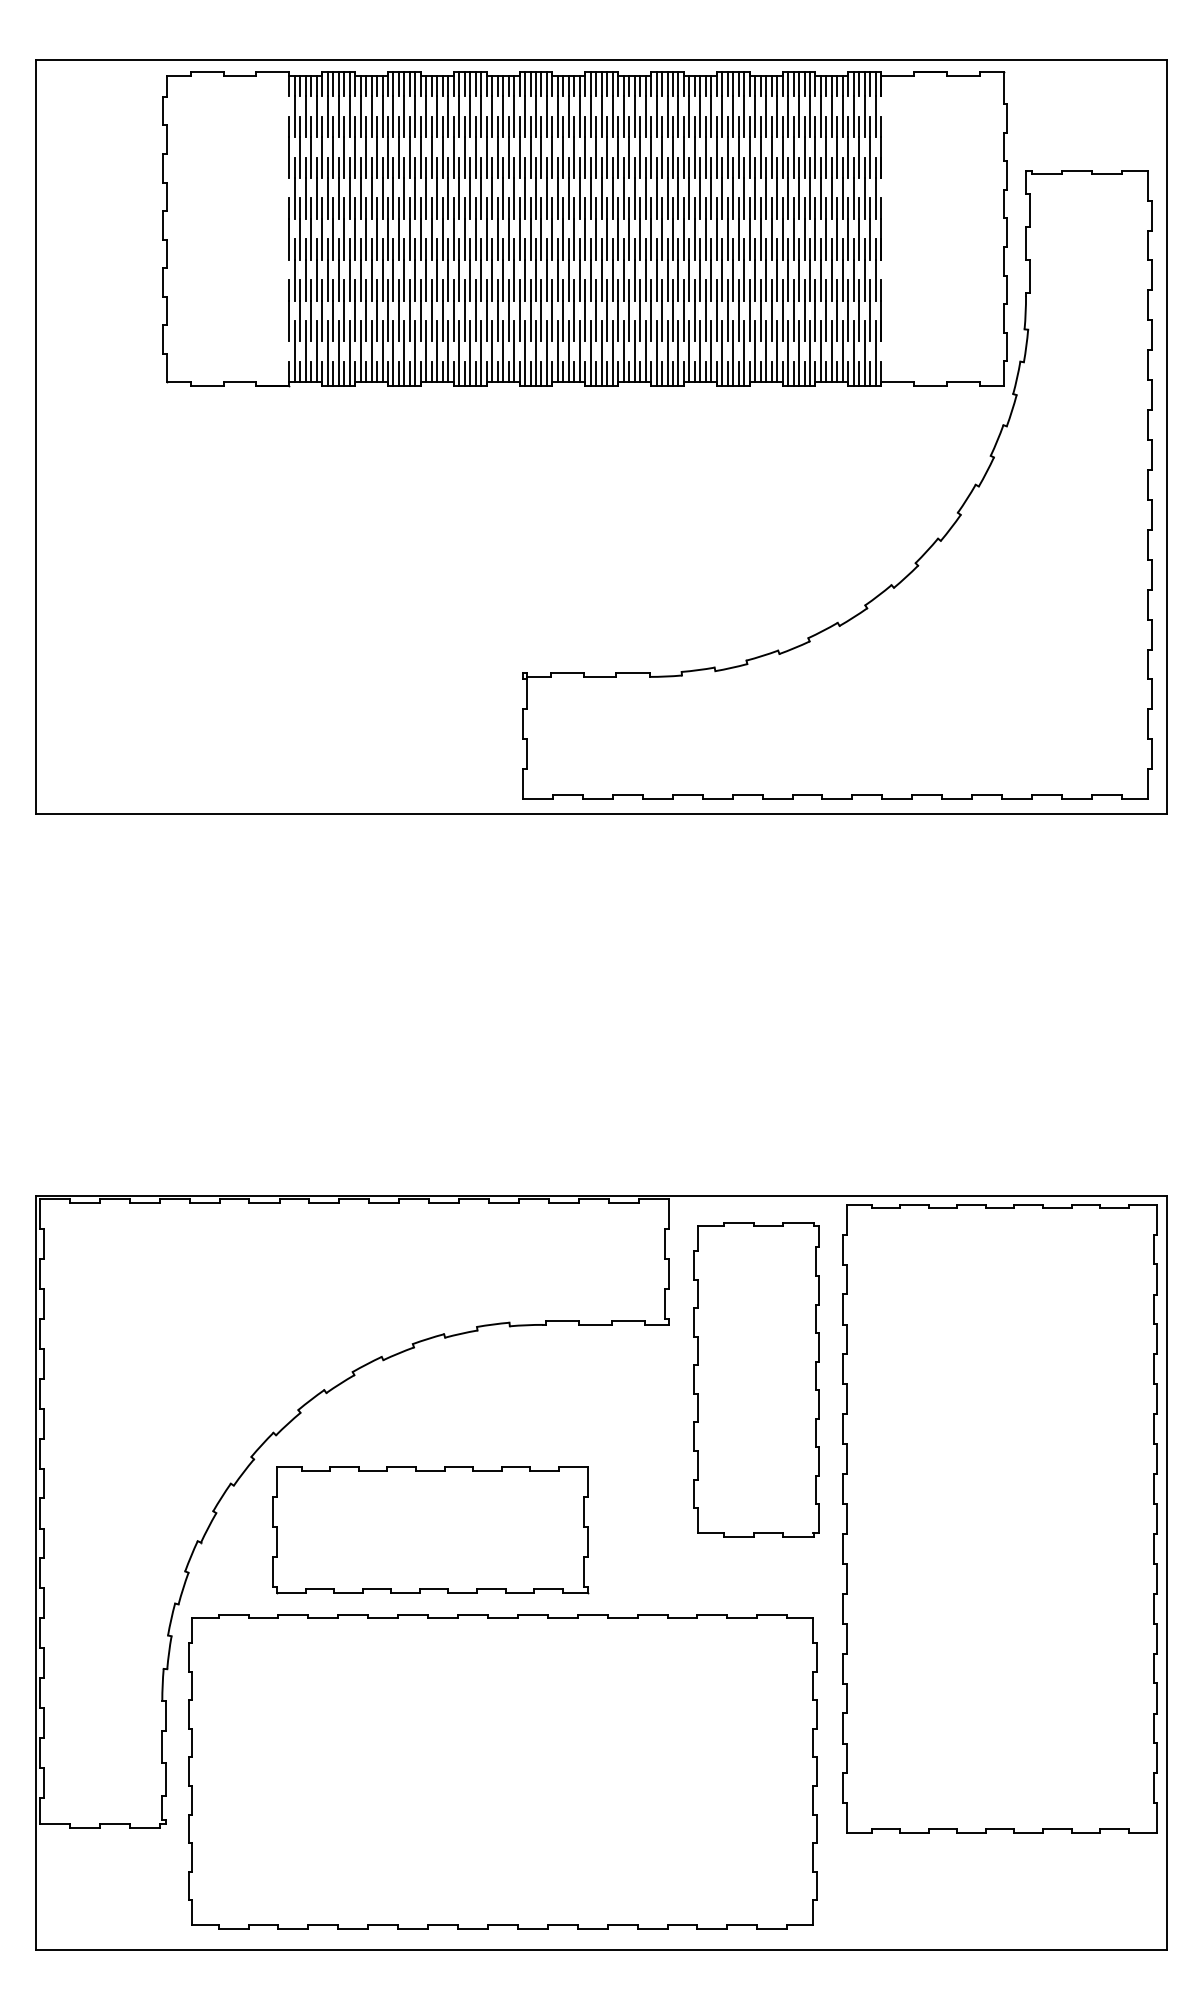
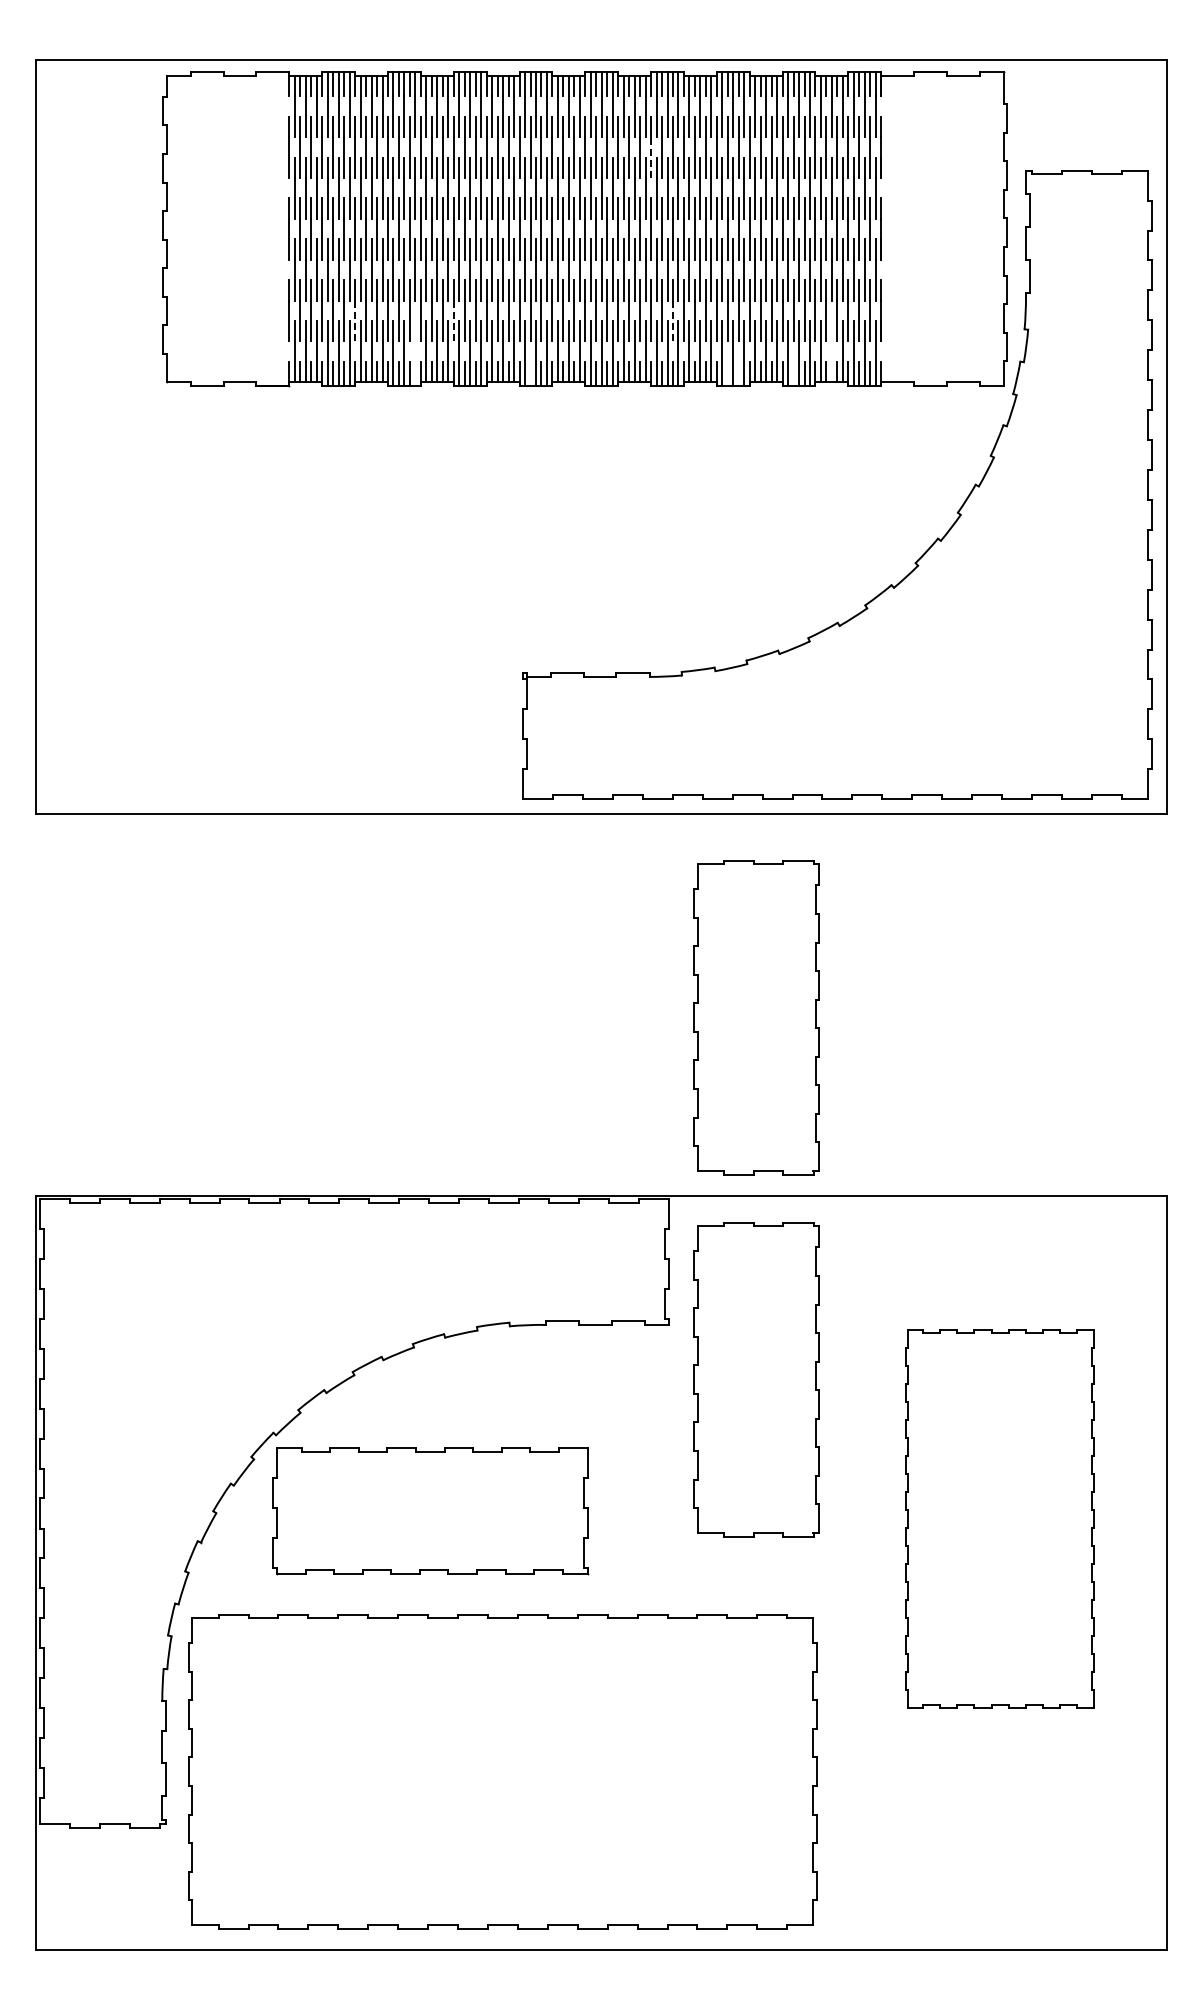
line: solid -> dashed (651, 157)
line: solid -> dashed (355, 320)
line: solid -> dashed (453, 320)
line: solid -> dashed (672, 320)
line: present -> none (831, 351)
line: present -> none (415, 353)
line: present -> none (530, 373)
line: present -> none (727, 373)
line: present -> none (738, 373)
line: present -> none (793, 373)
part: none -> present (756, 1017)
part size: 316x630 px -> 190x380 px (999, 1518)
part position: (430, 1530) -> (430, 1511) (430, 1511)
